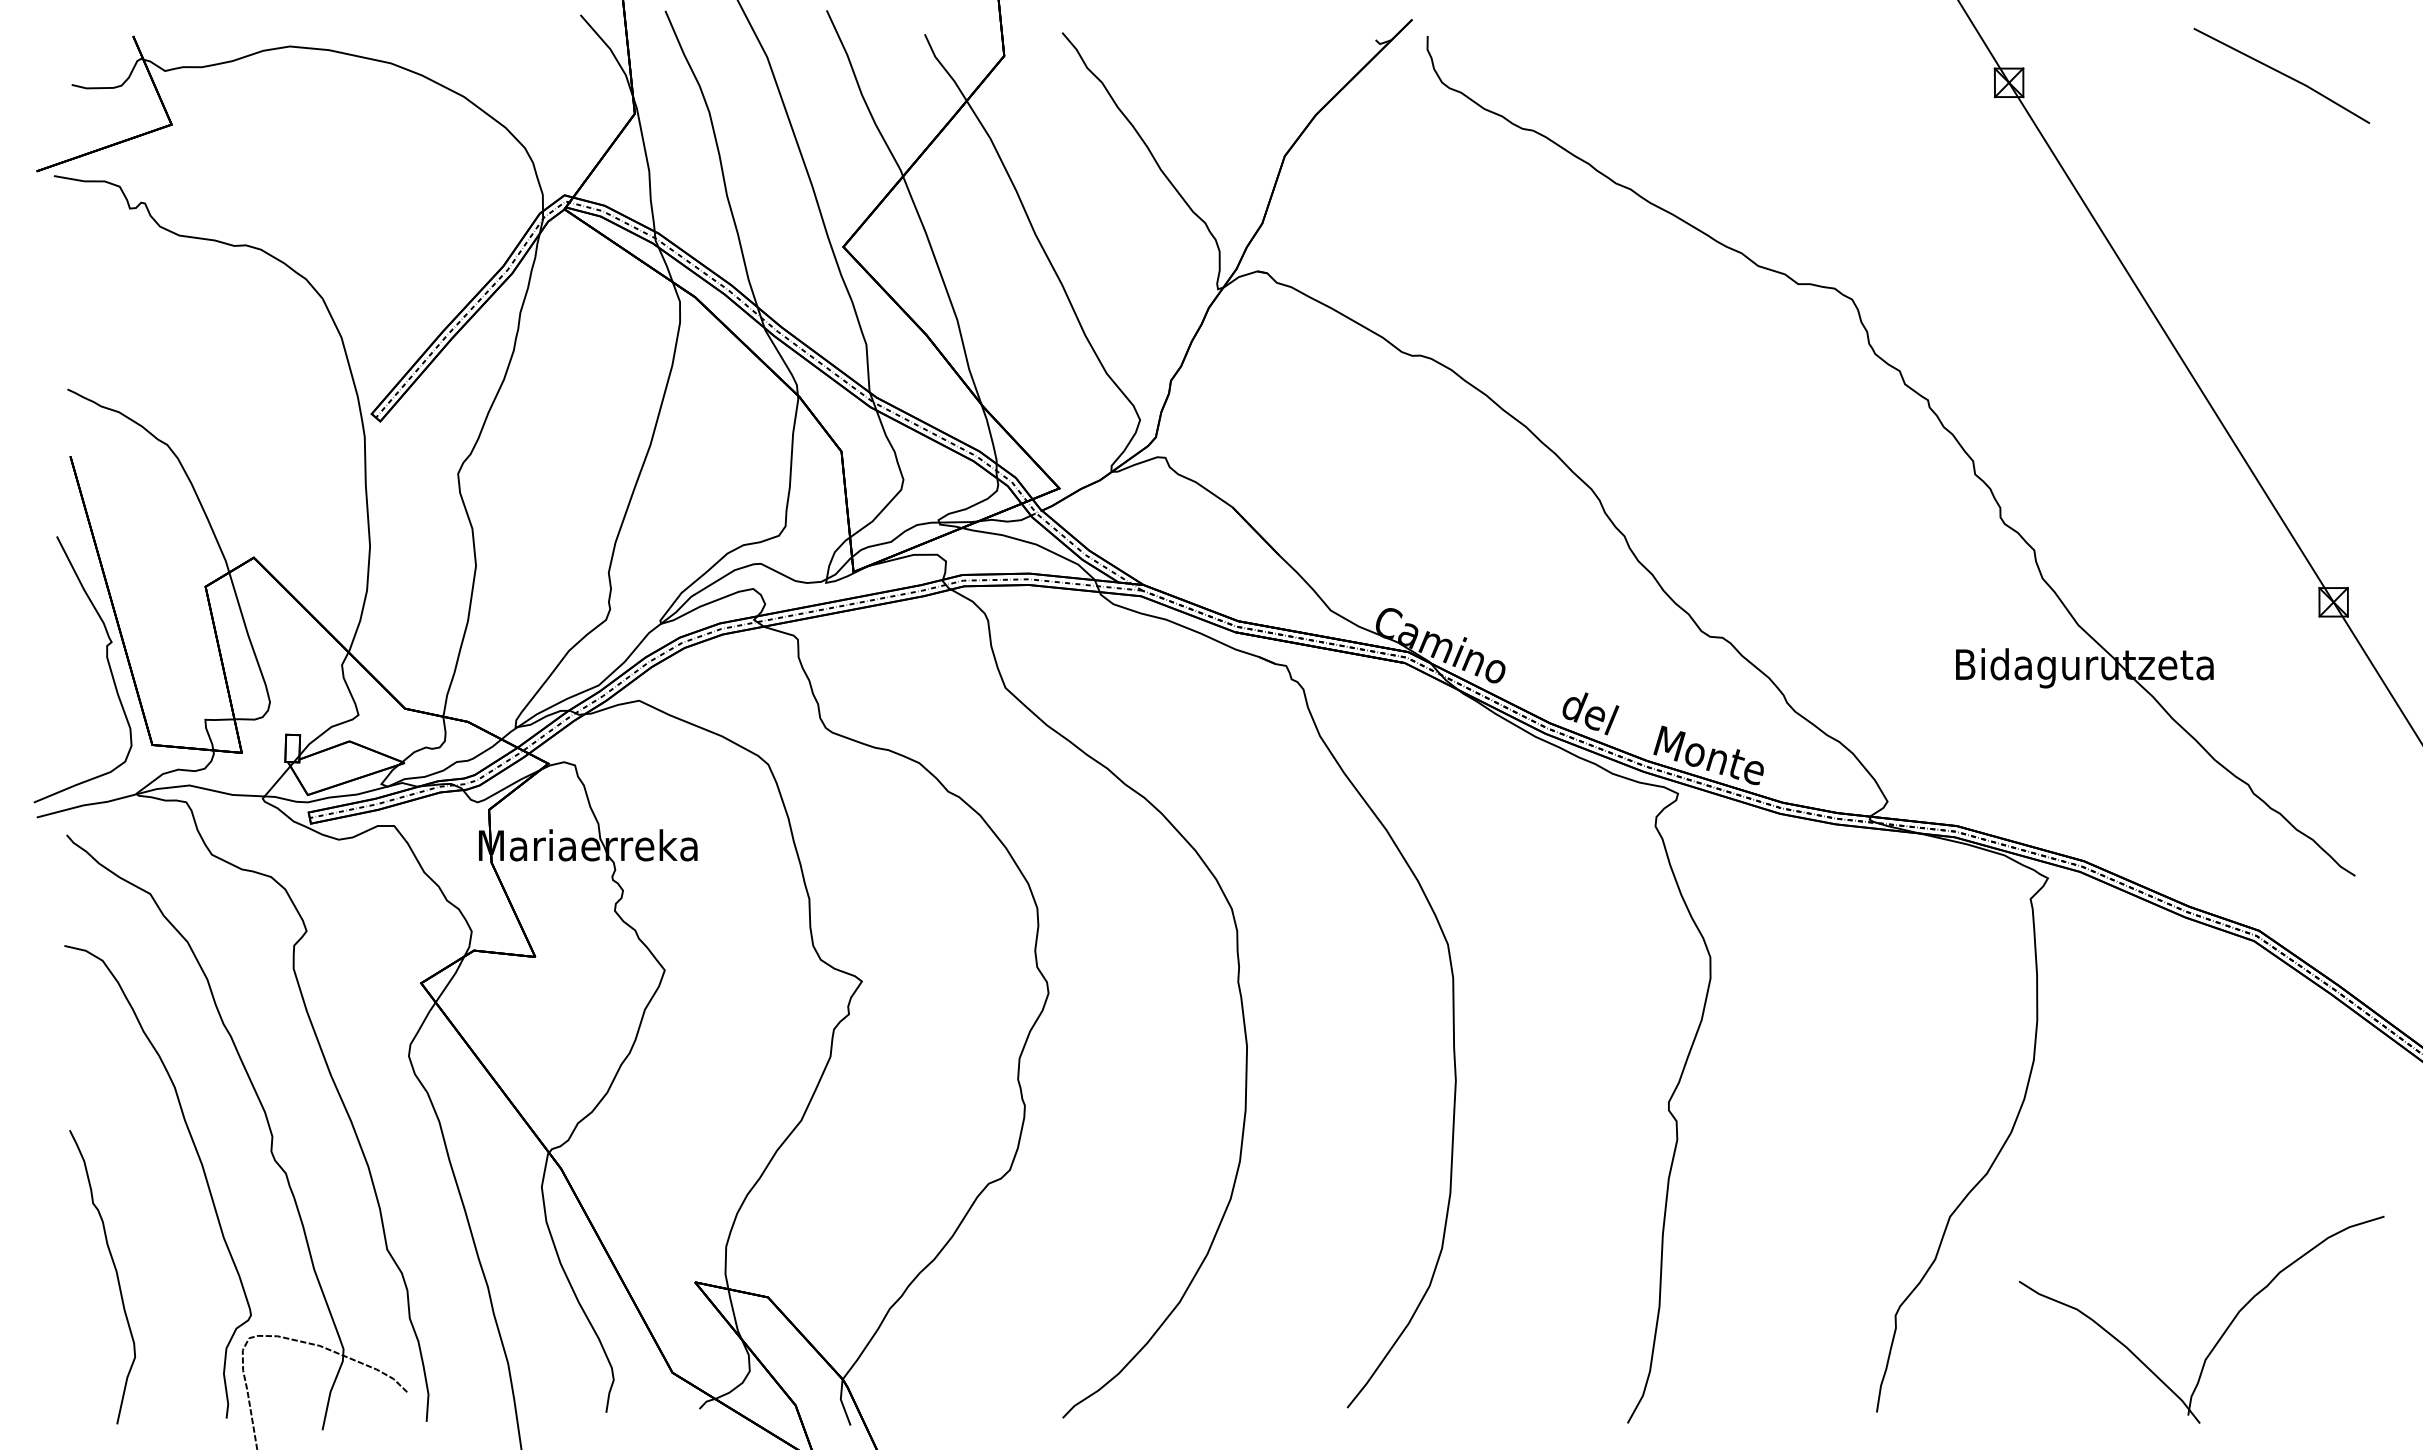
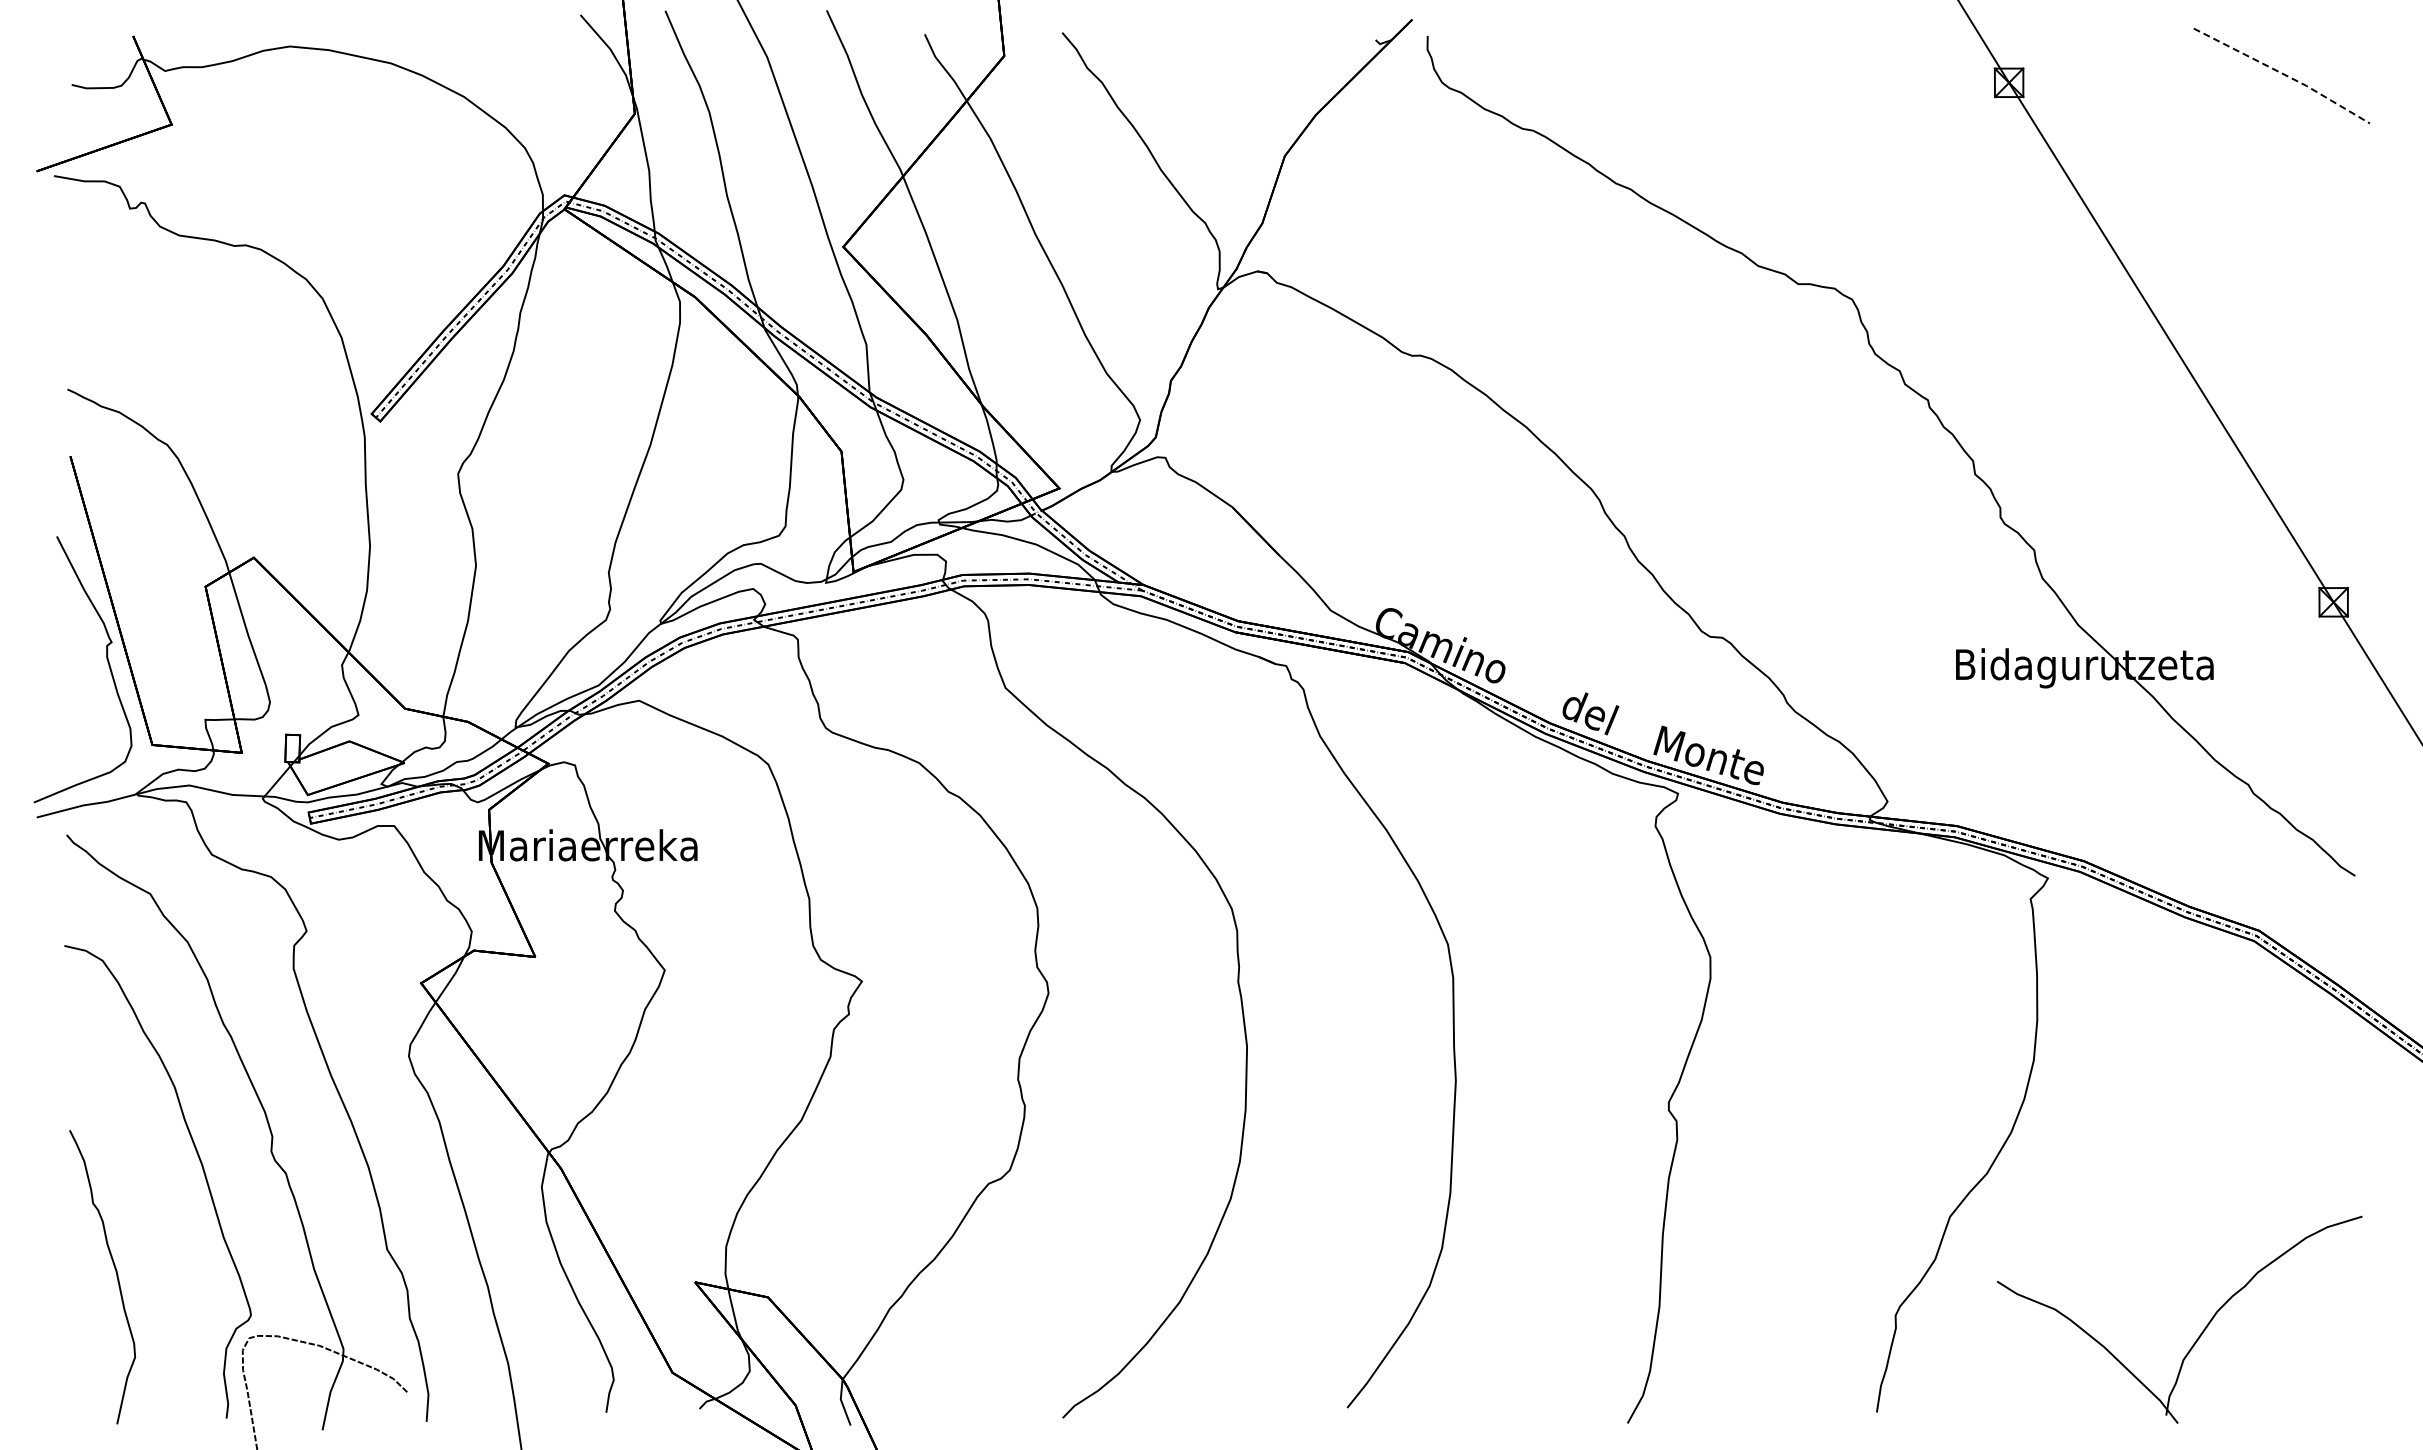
line: solid -> dashed (2284, 74)
part position: (2222, 1333) -> (2200, 1333) (2200, 1333)
